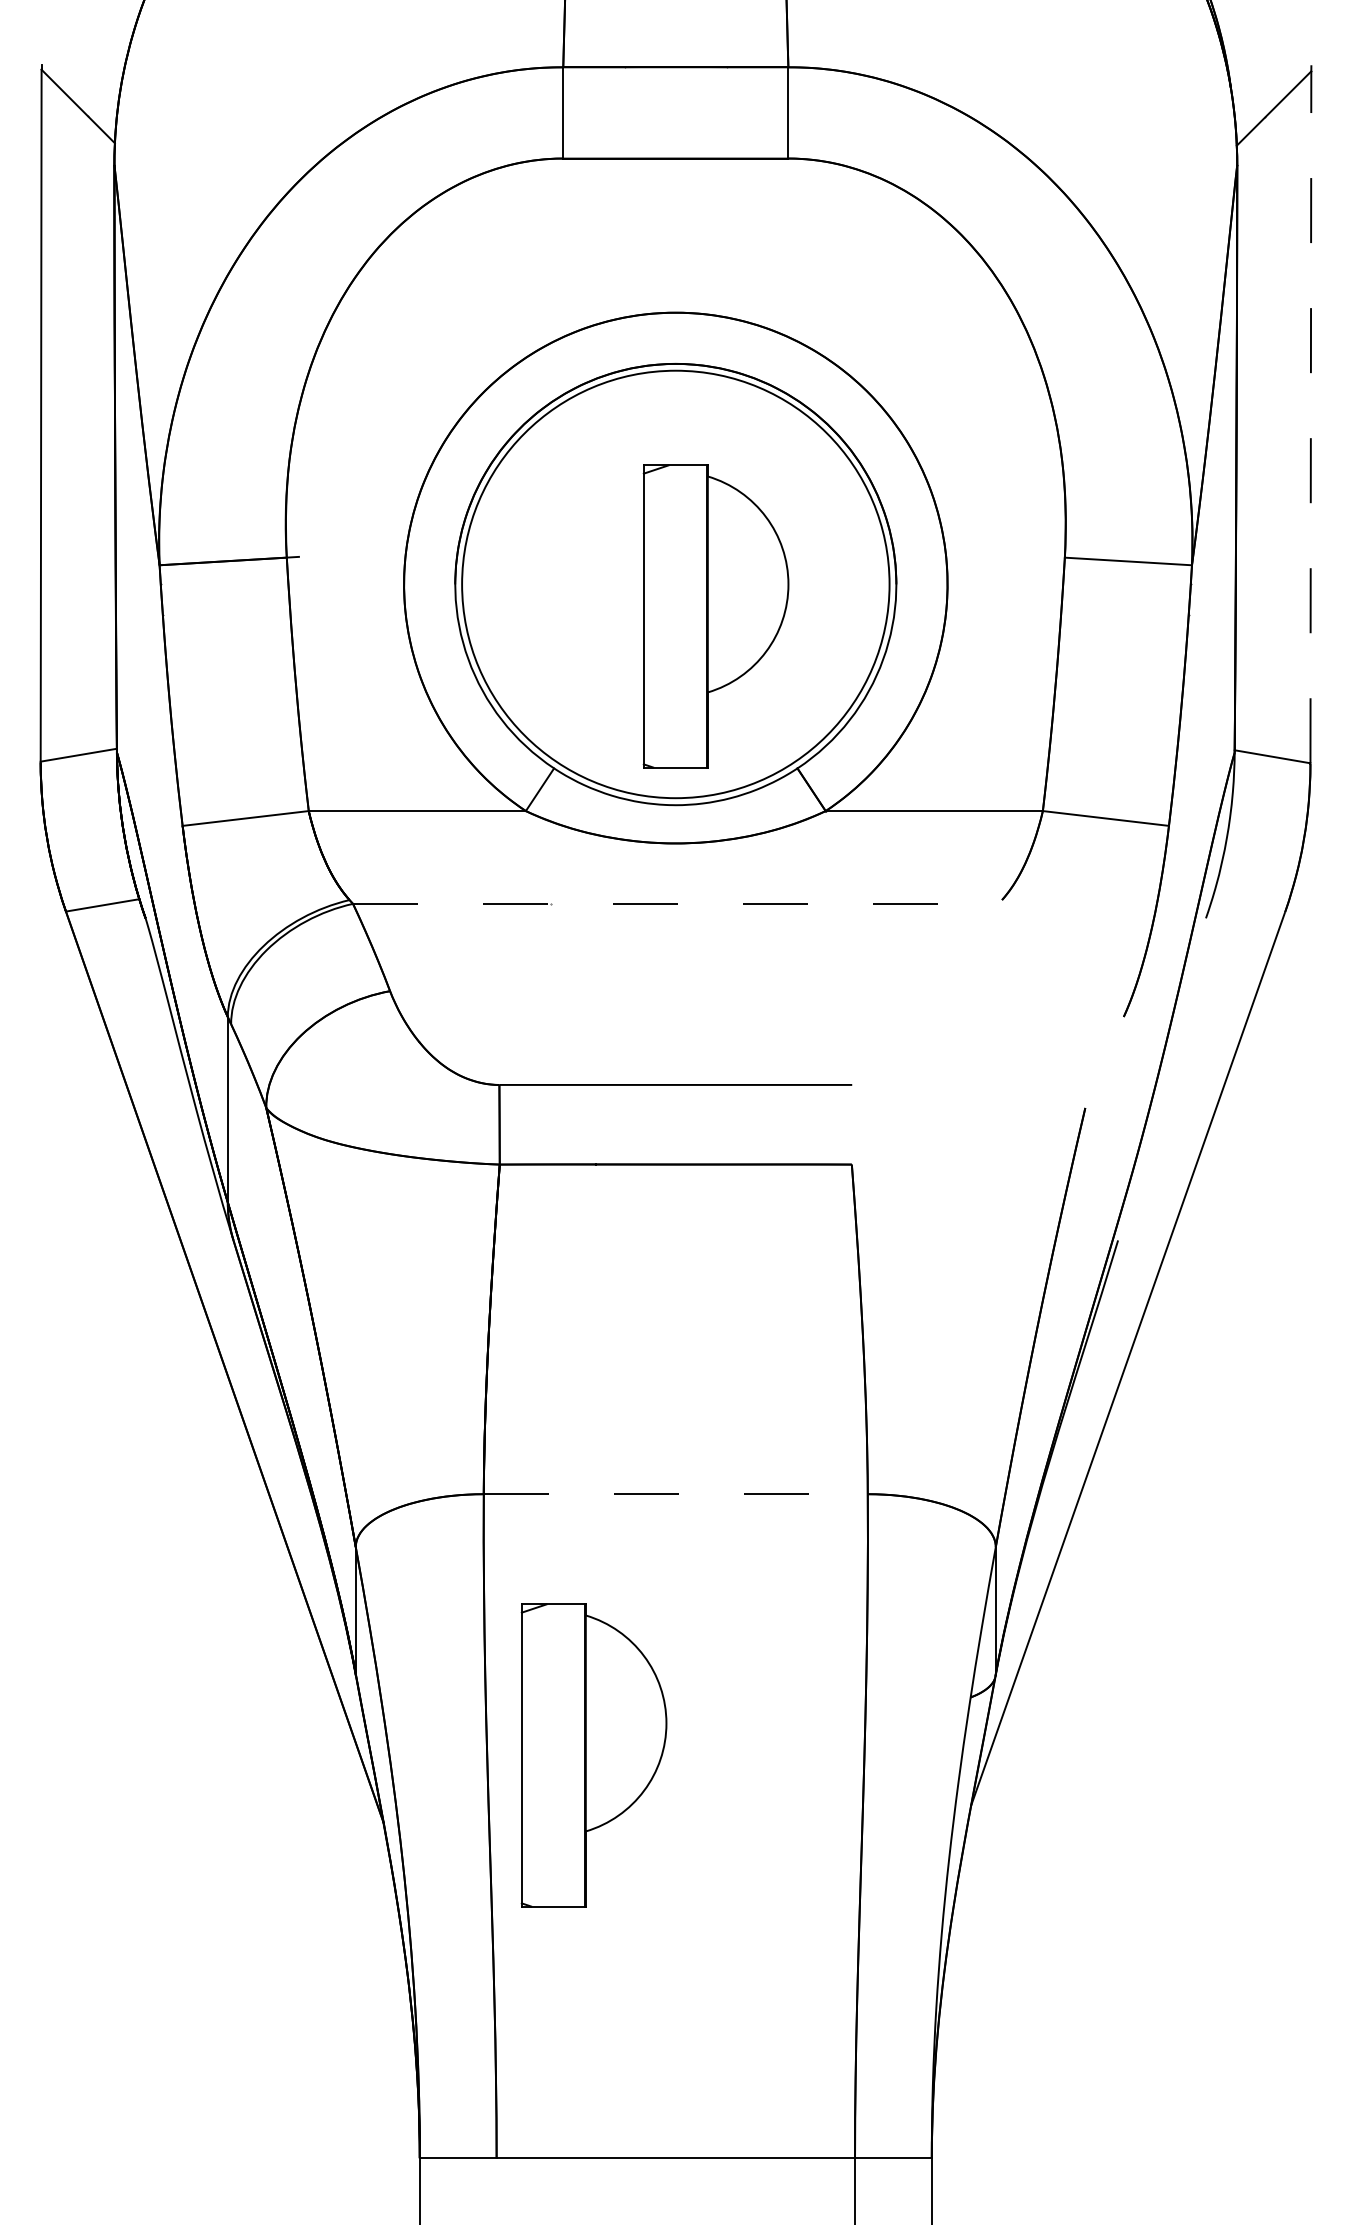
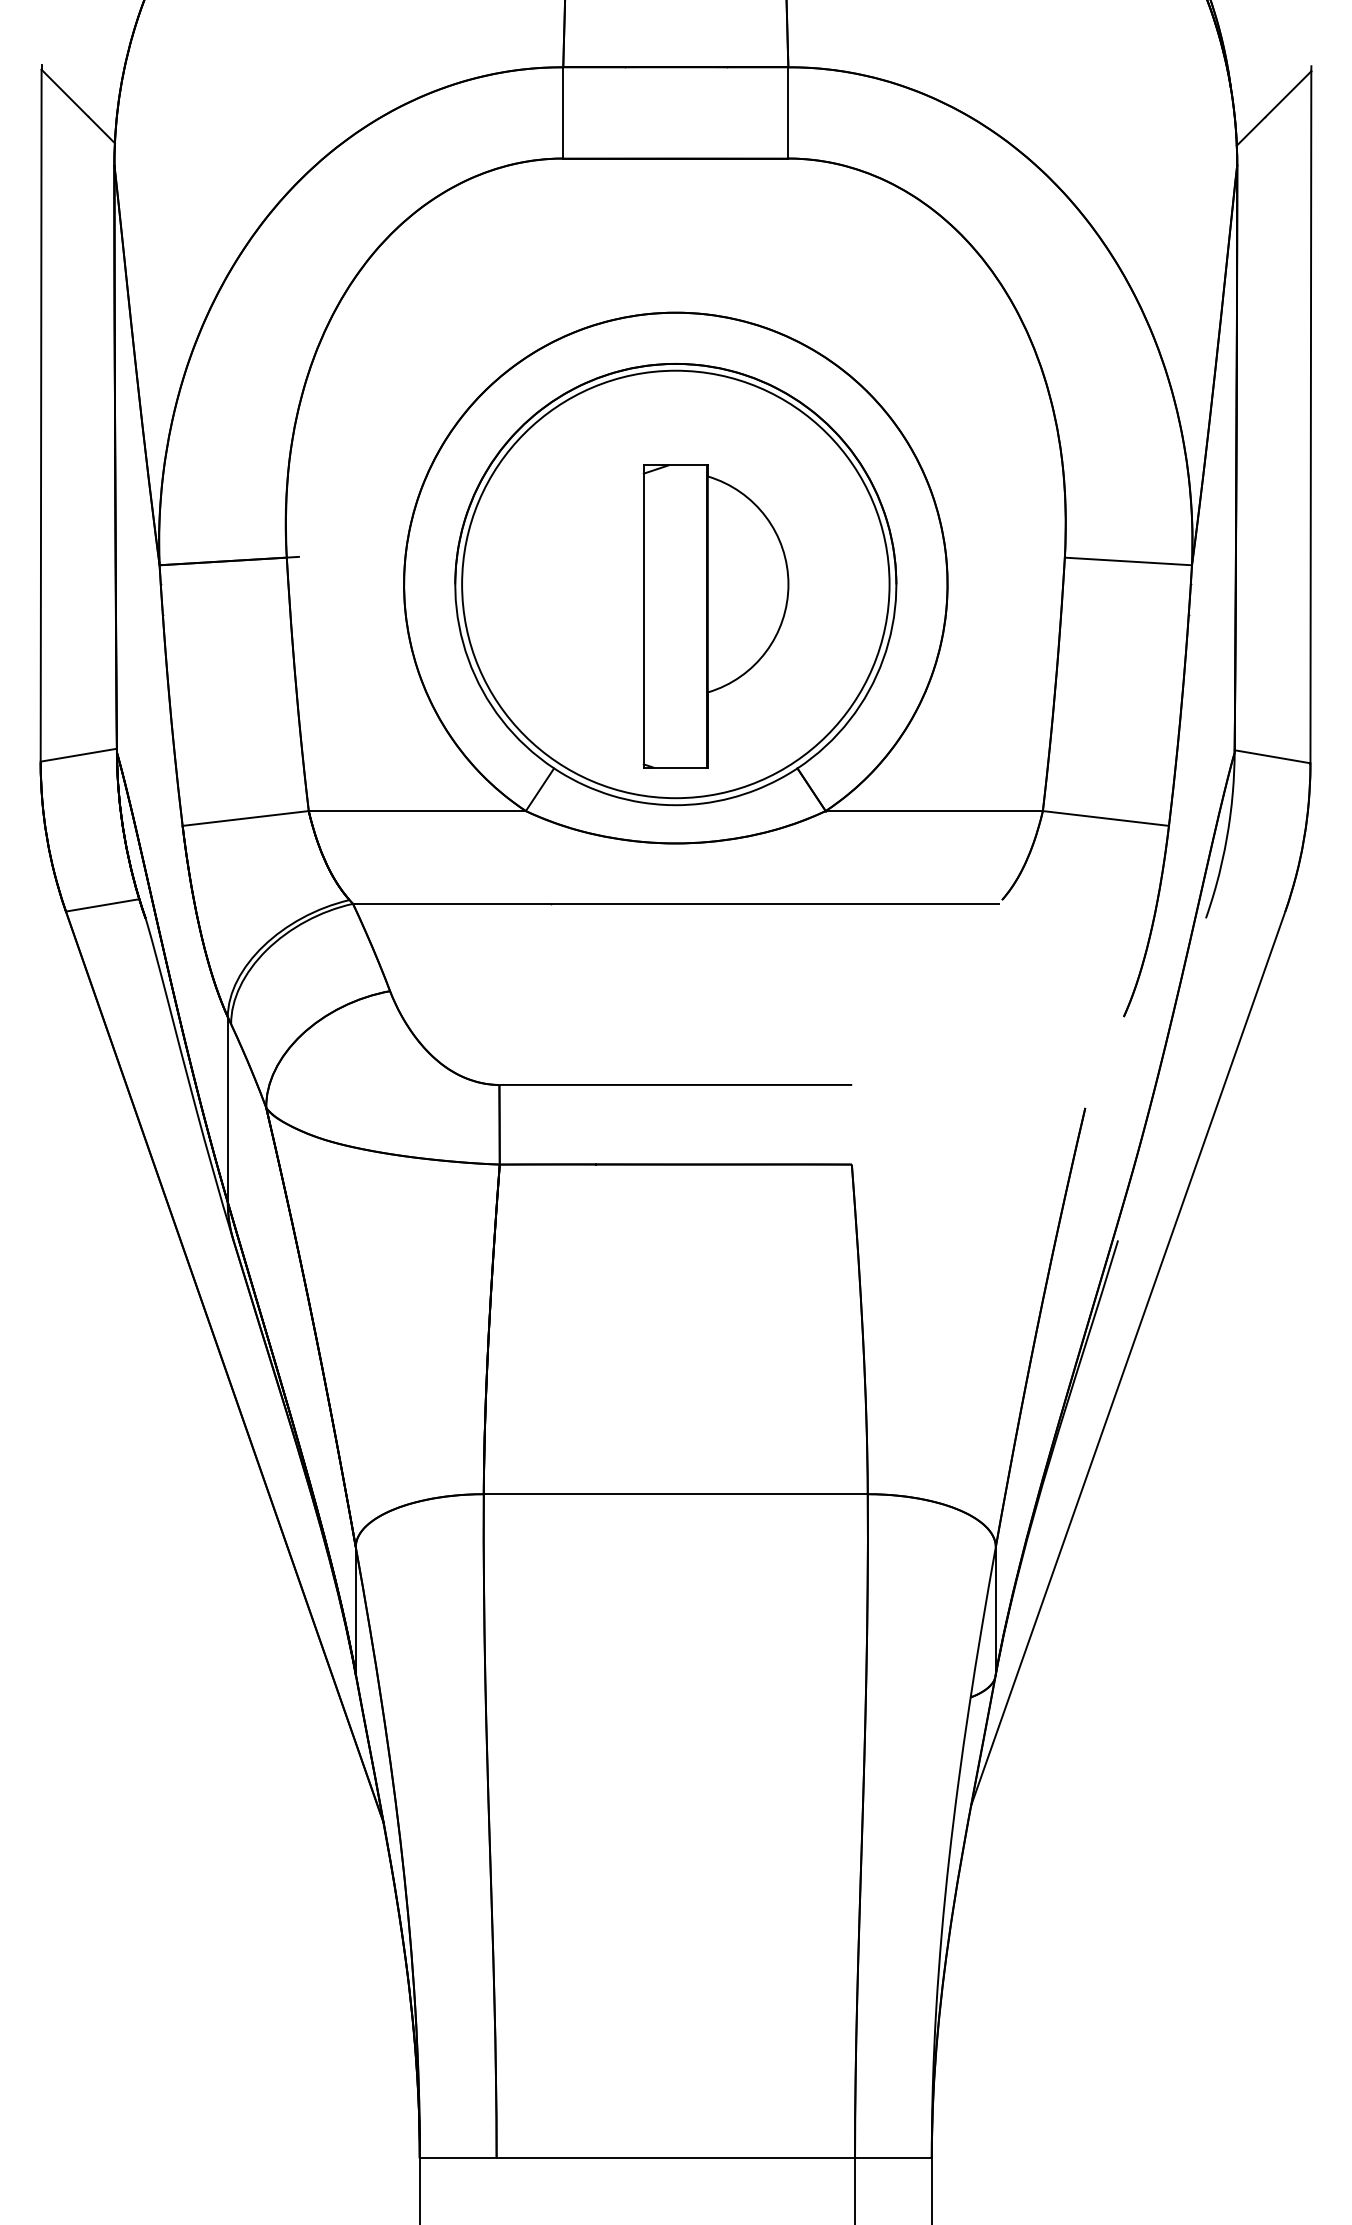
line: dashed -> solid (1310, 417)
line: dashed -> solid (675, 903)
line: dashed -> solid (675, 1494)
part: present -> none (593, 1755)
